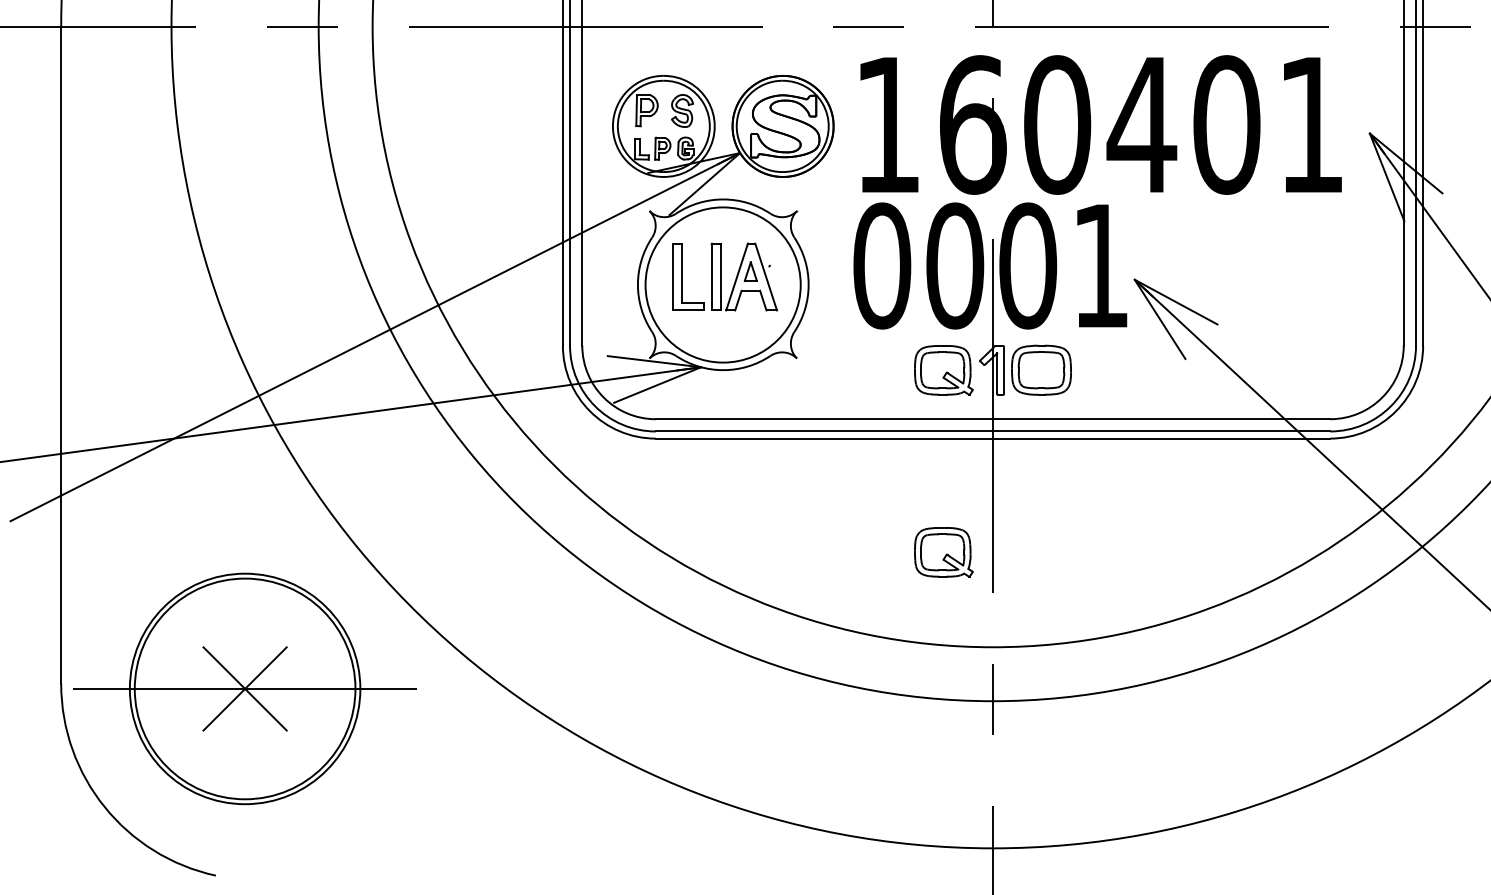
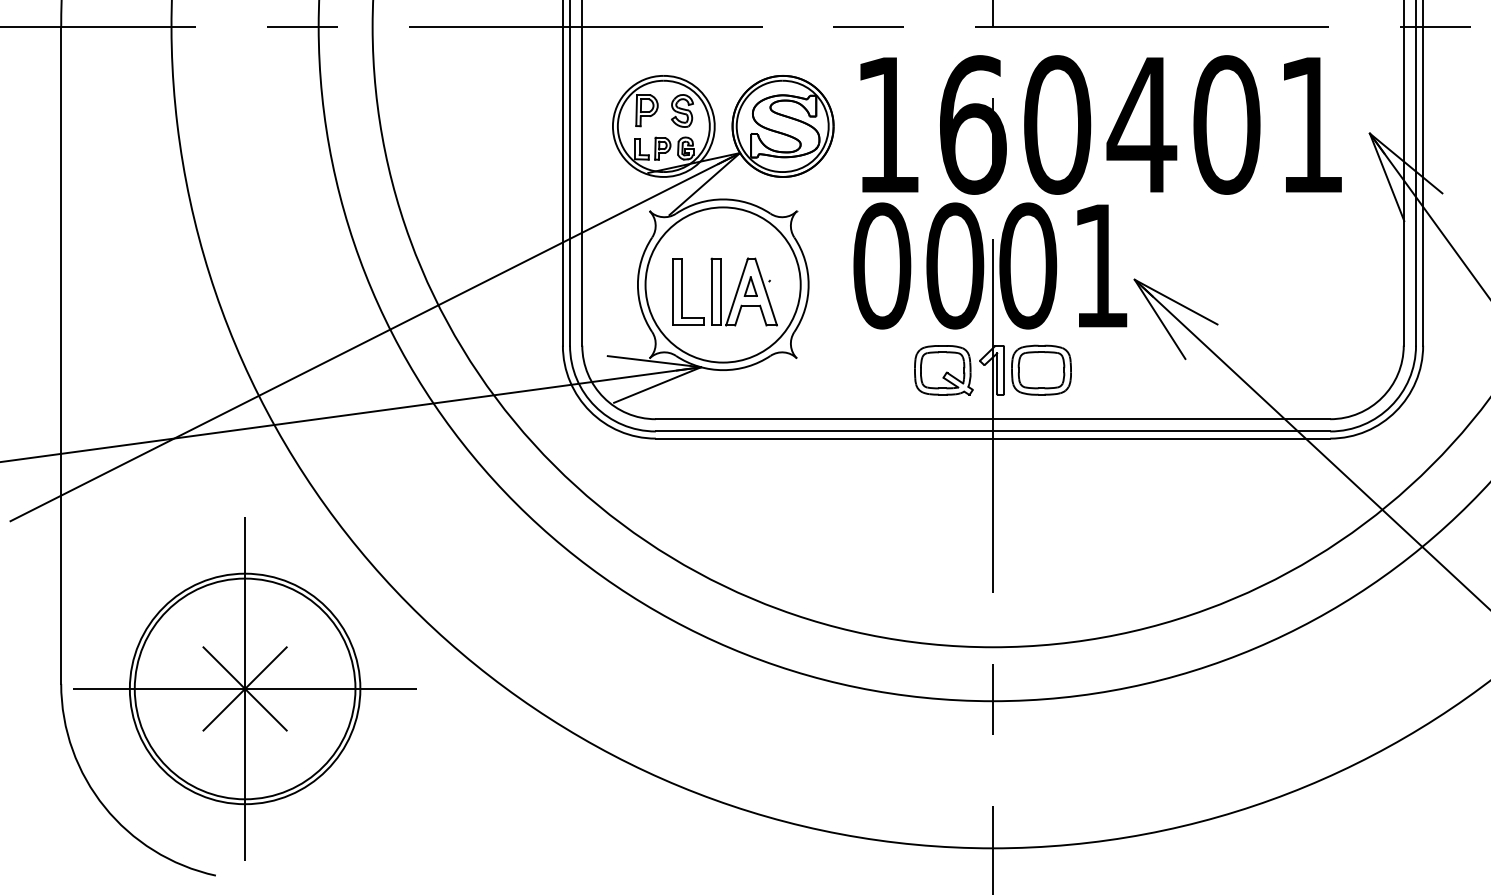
part position: (724, 276) -> (724, 291) (724, 291)
part: present -> none (943, 552)
line: none -> present (245, 688)
